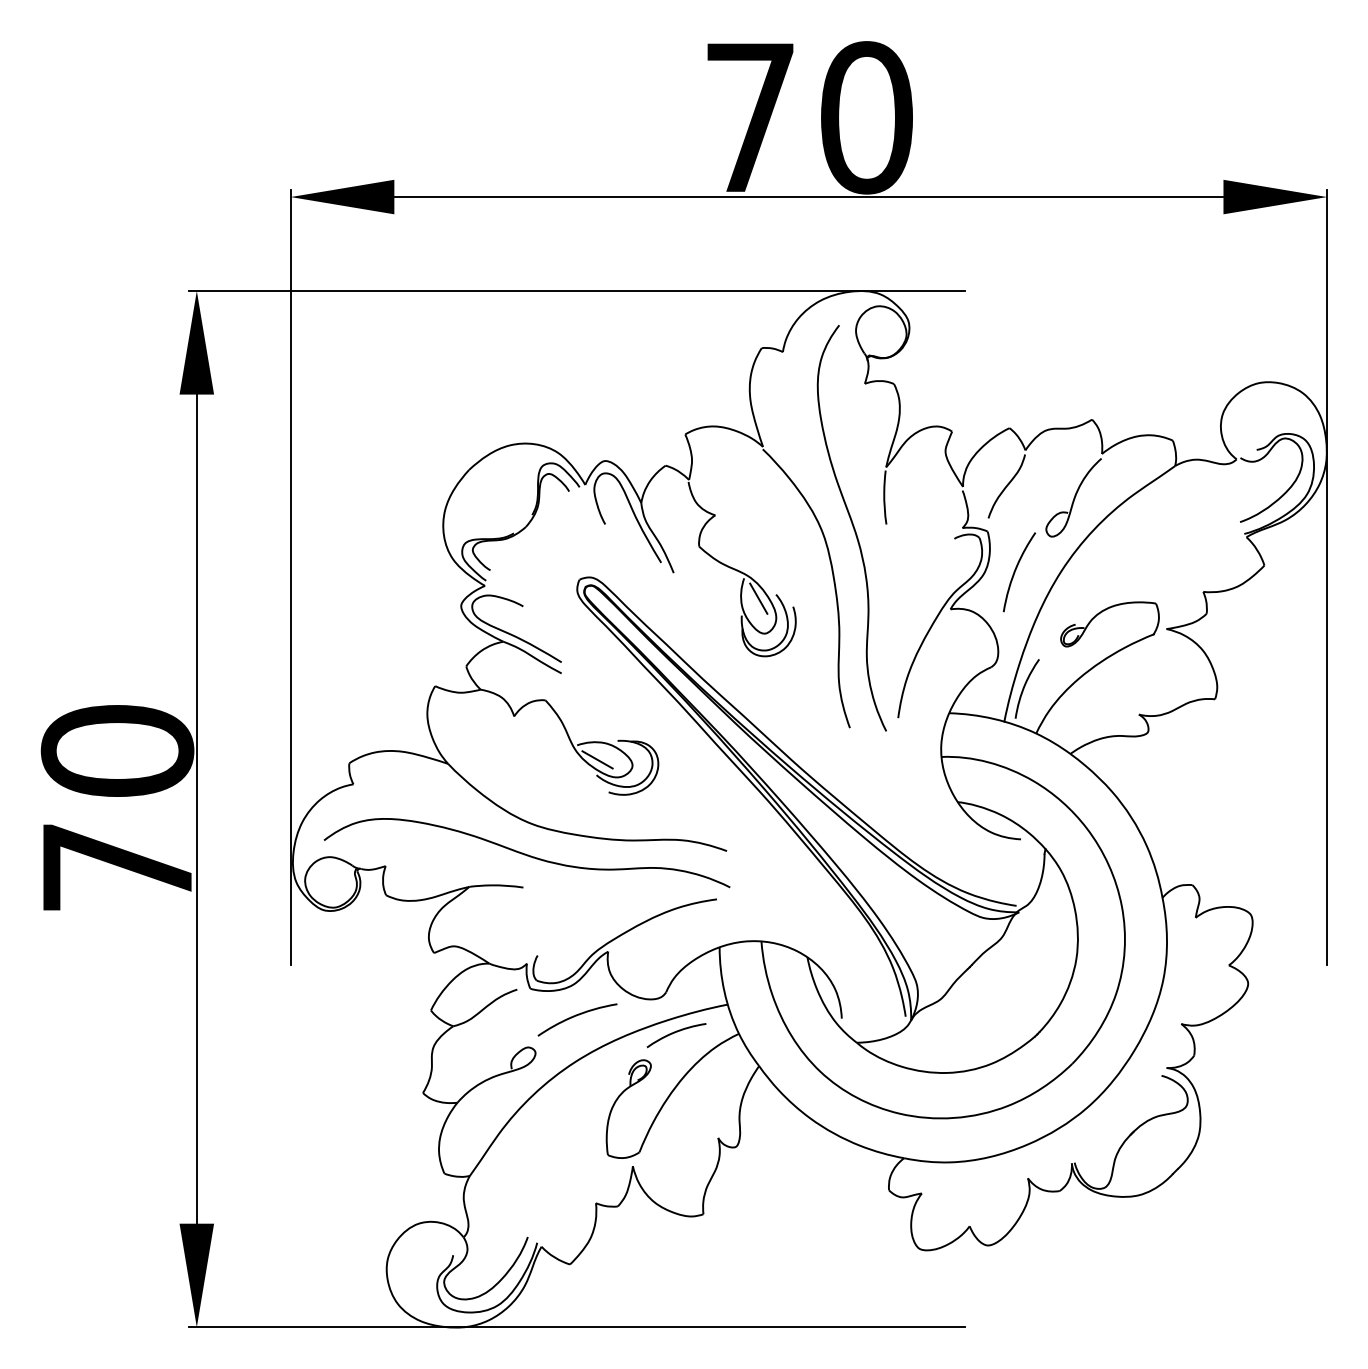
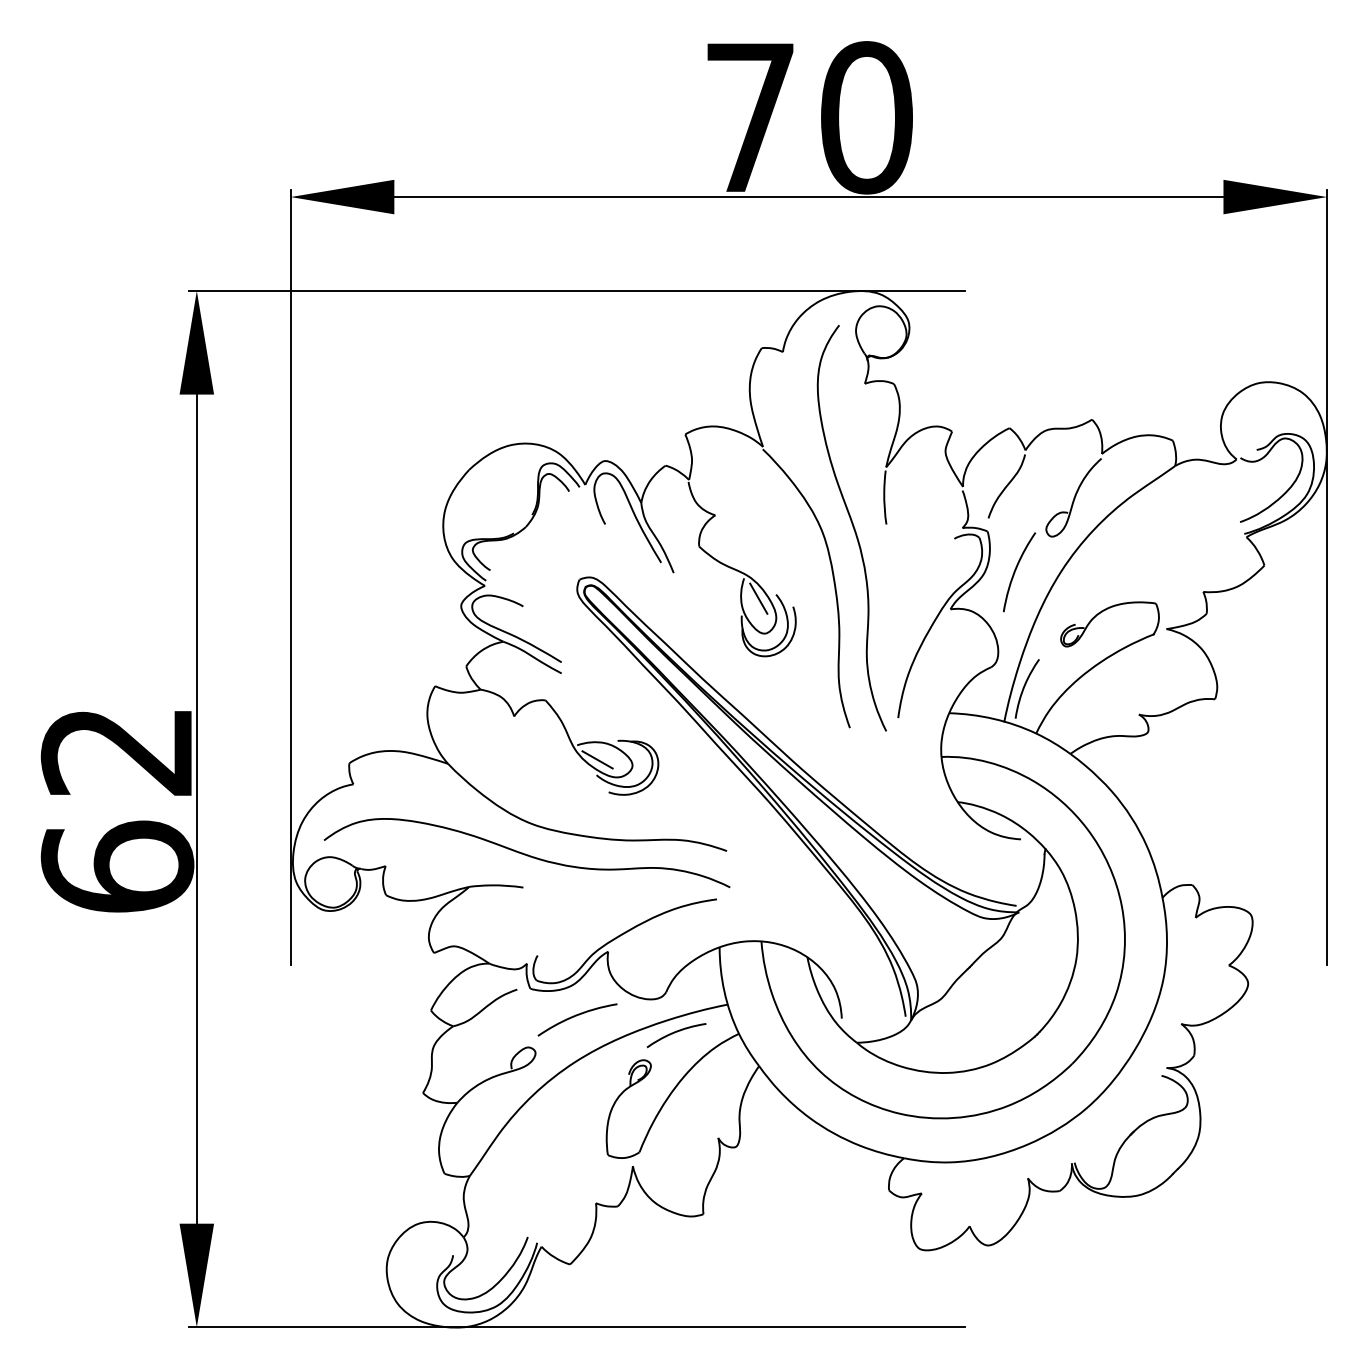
text: 70 -> 62 (117, 808)
